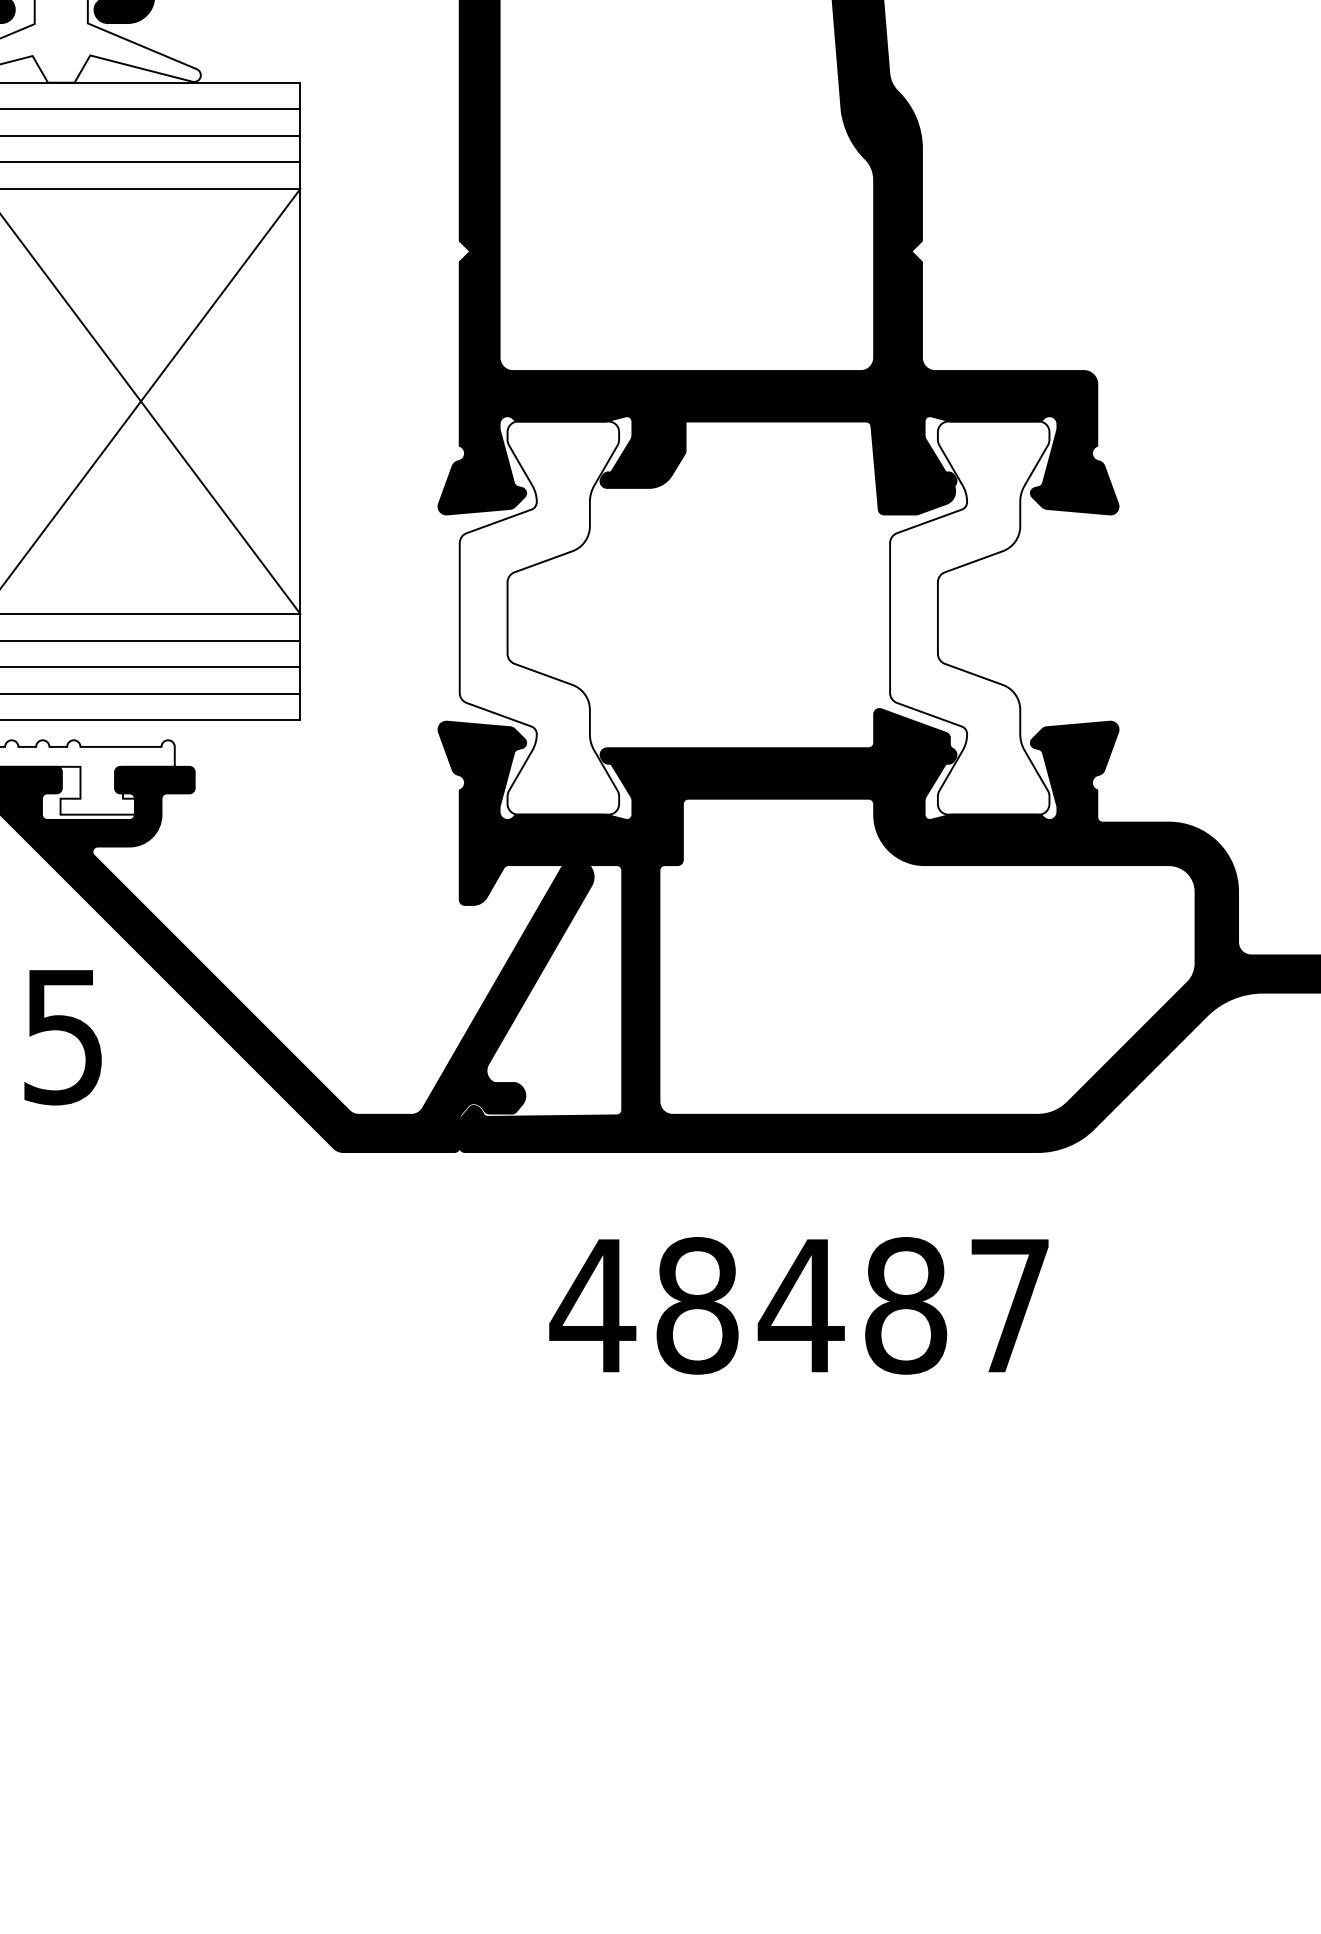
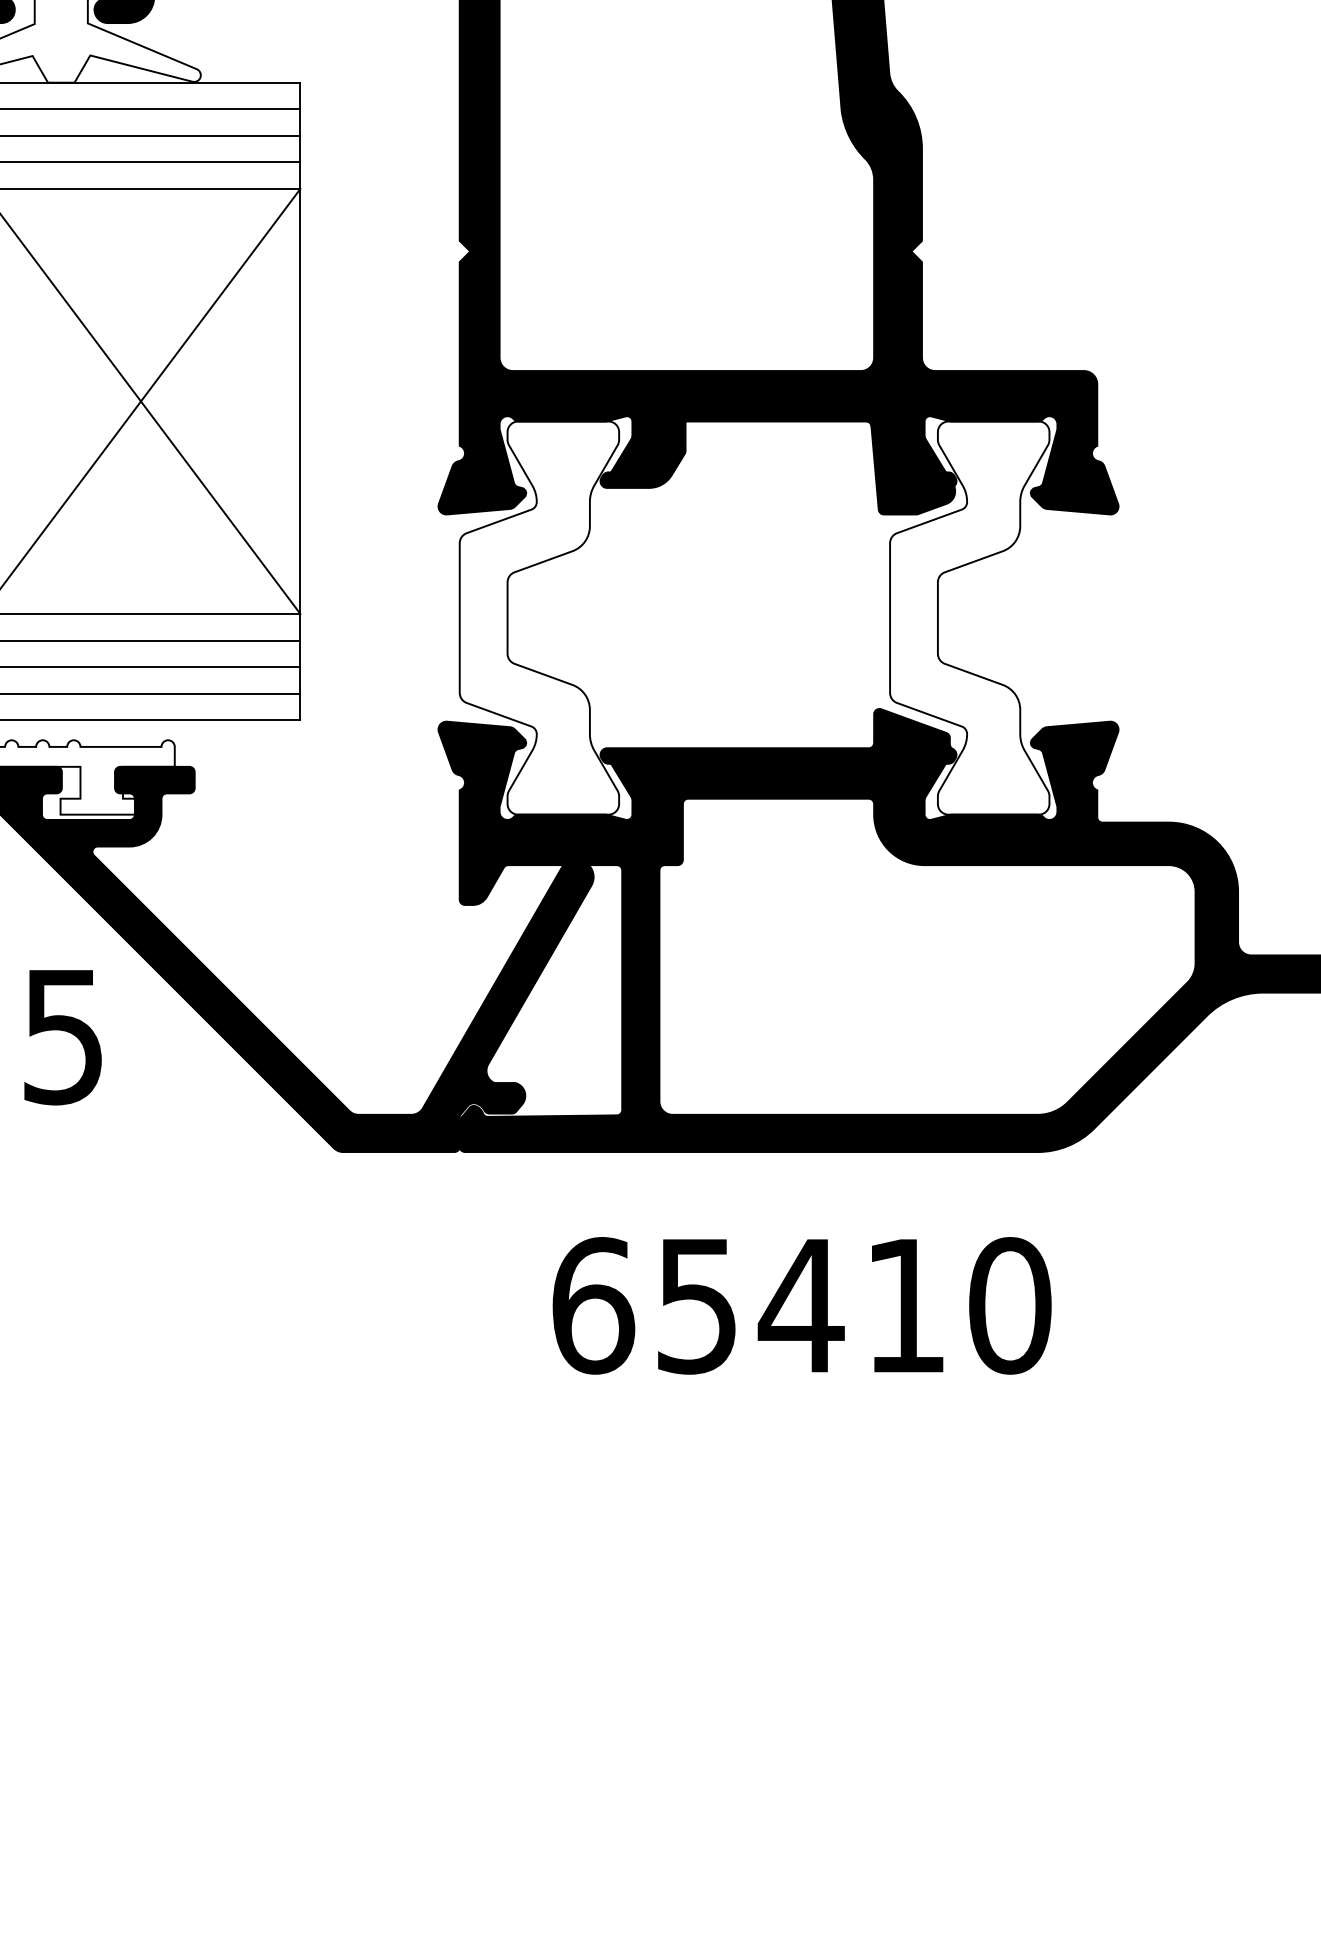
text: 48487 -> 65410 (800, 1305)
